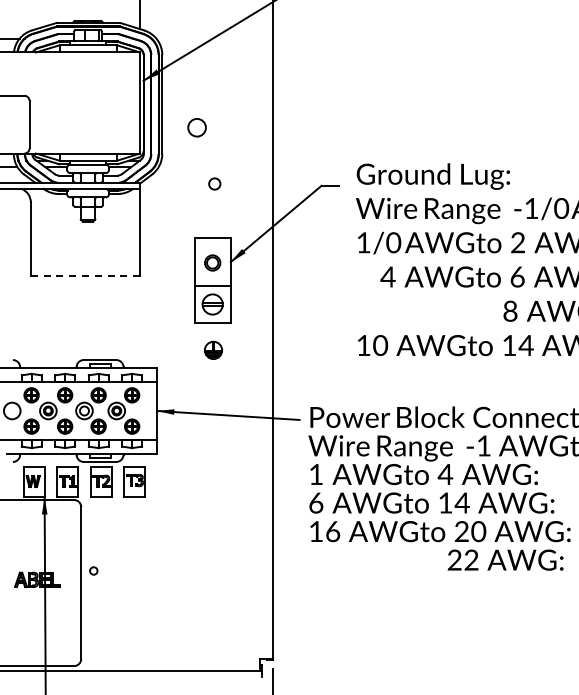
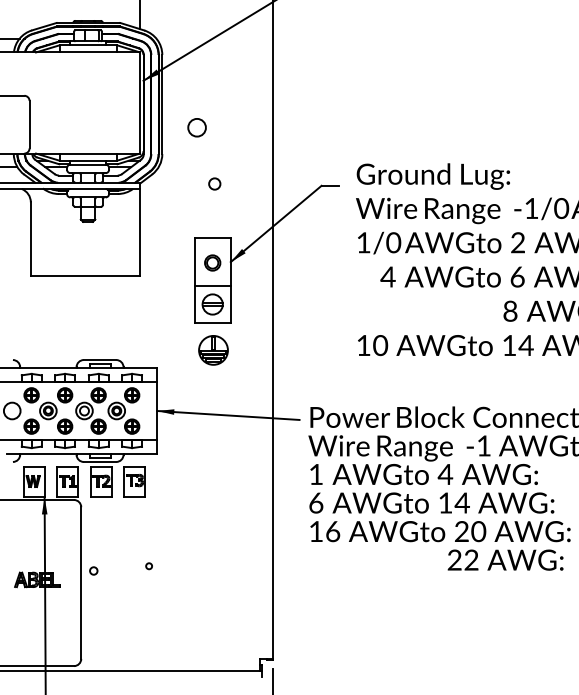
line: dashed -> solid (85, 276)
part size: 19x20 px -> 31x31 px (213, 350)
circle: none -> present (148, 566)
